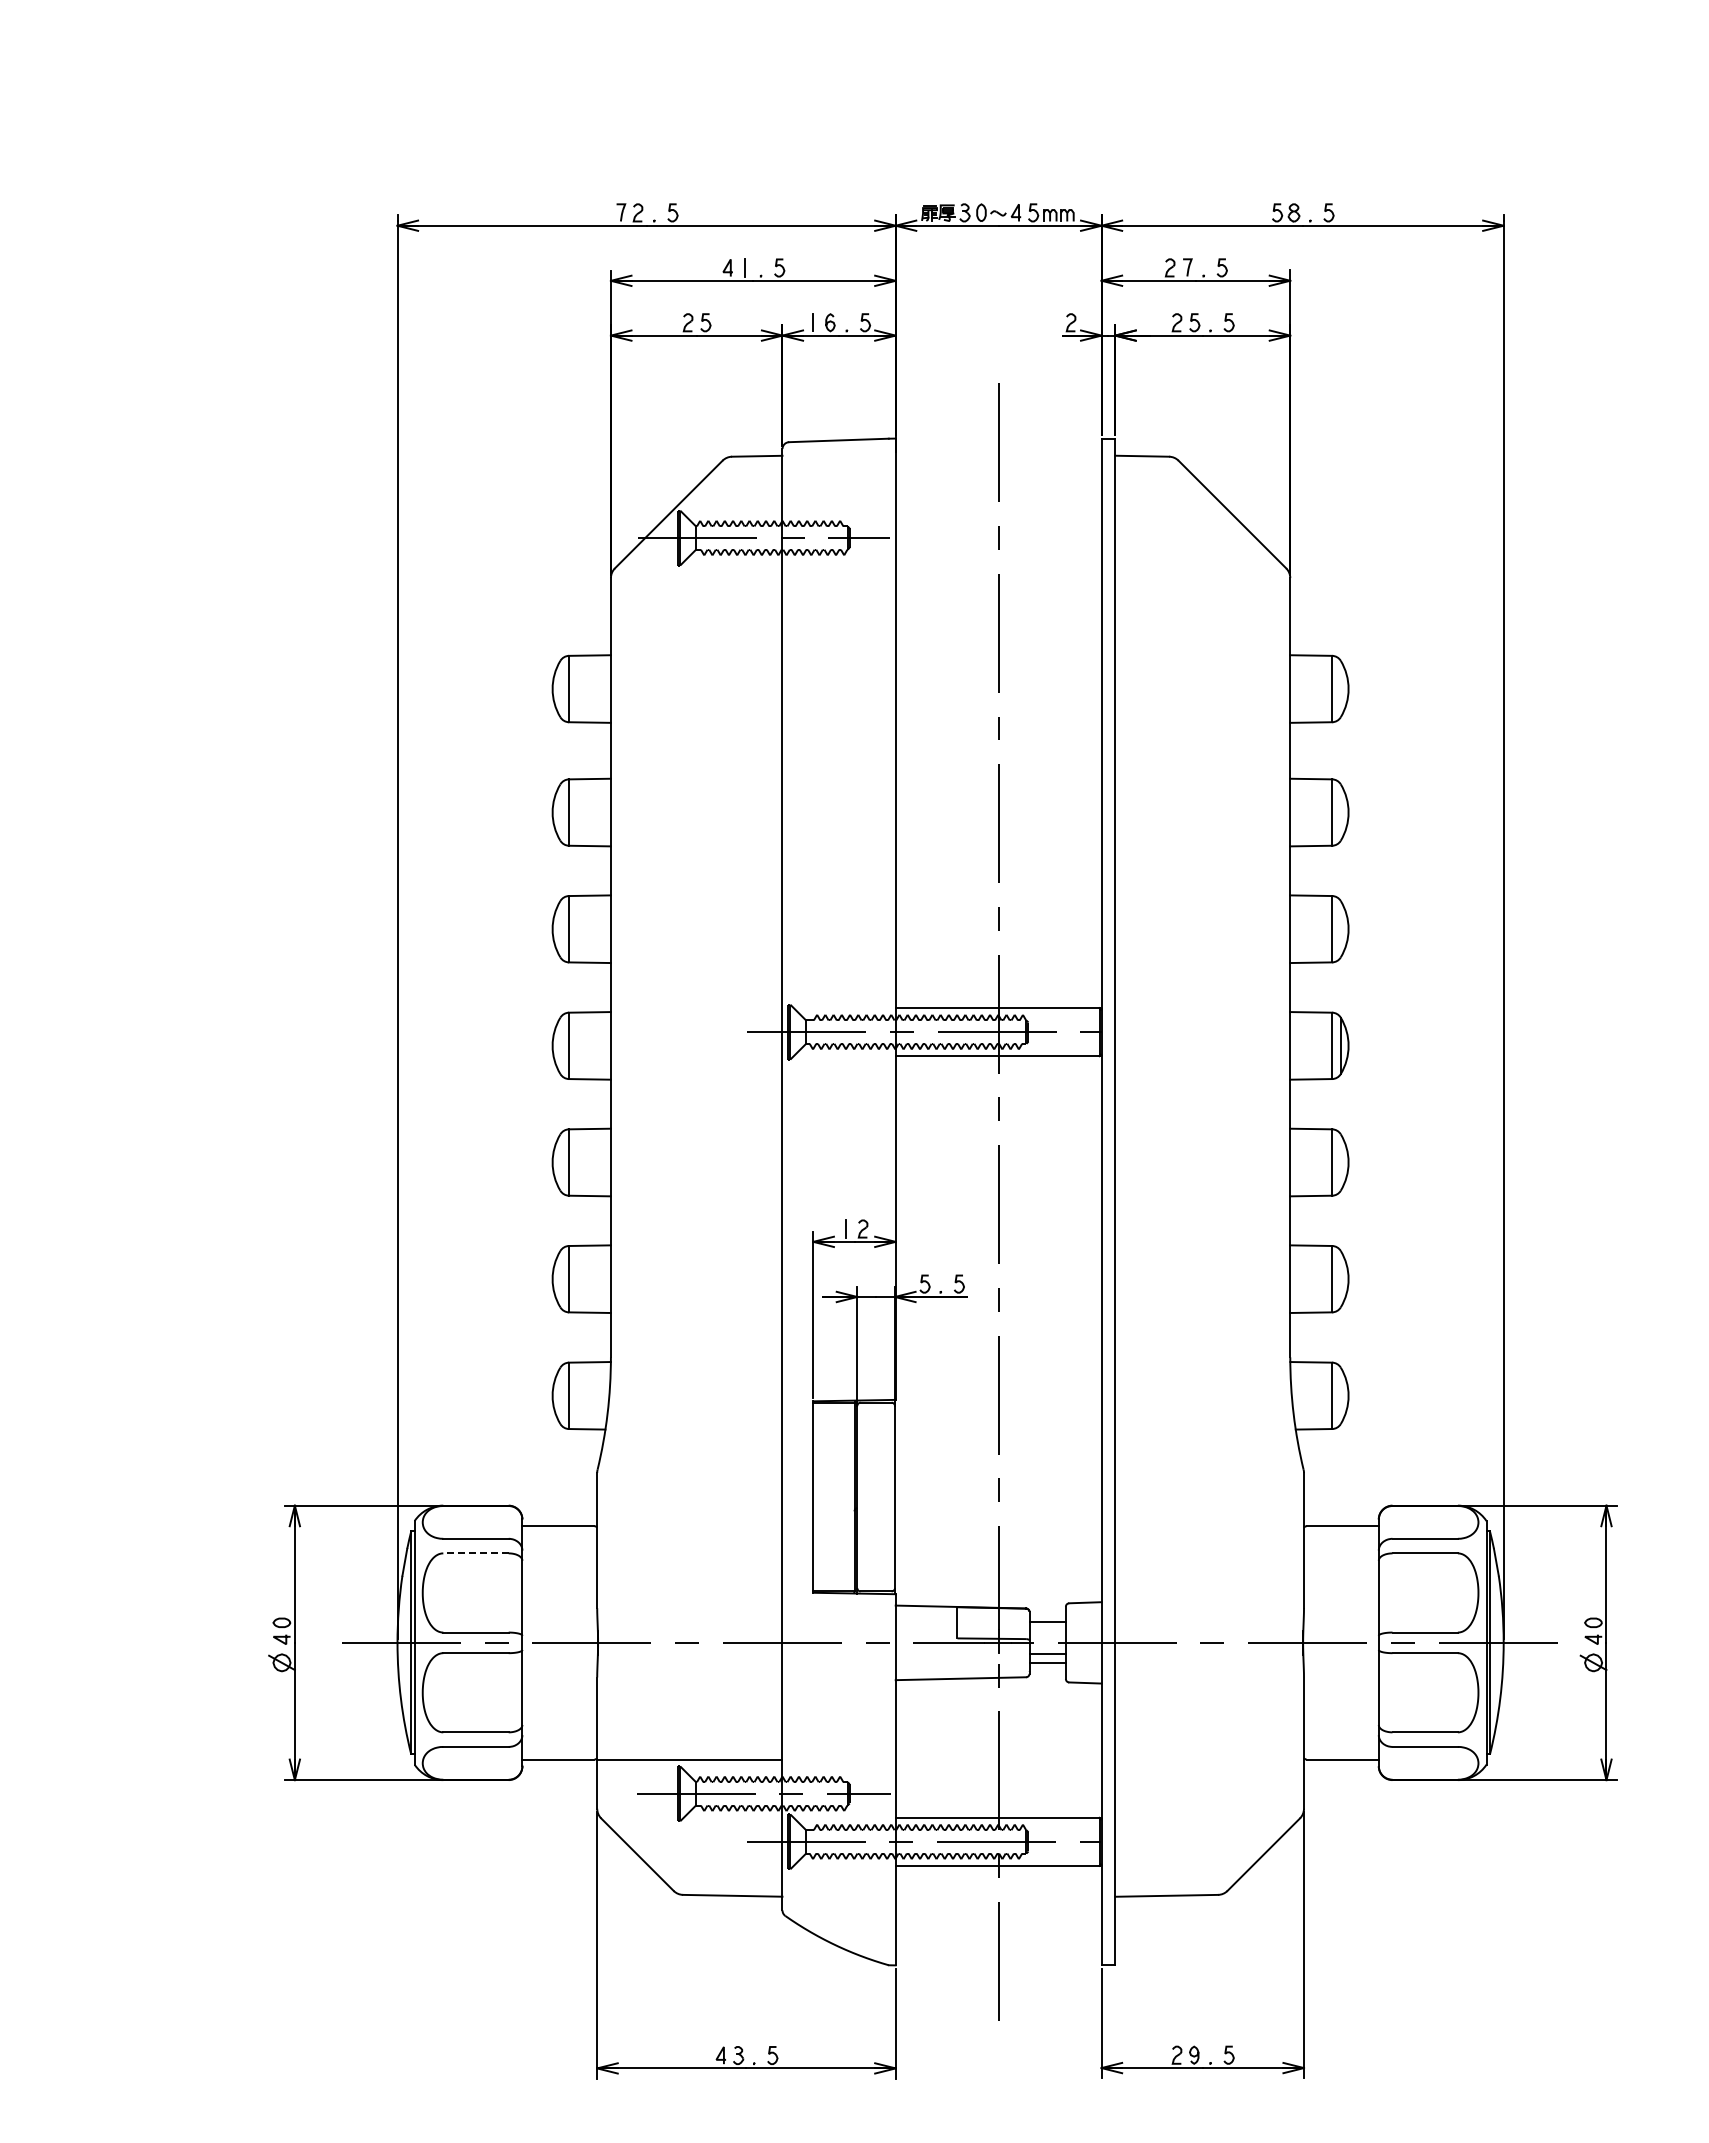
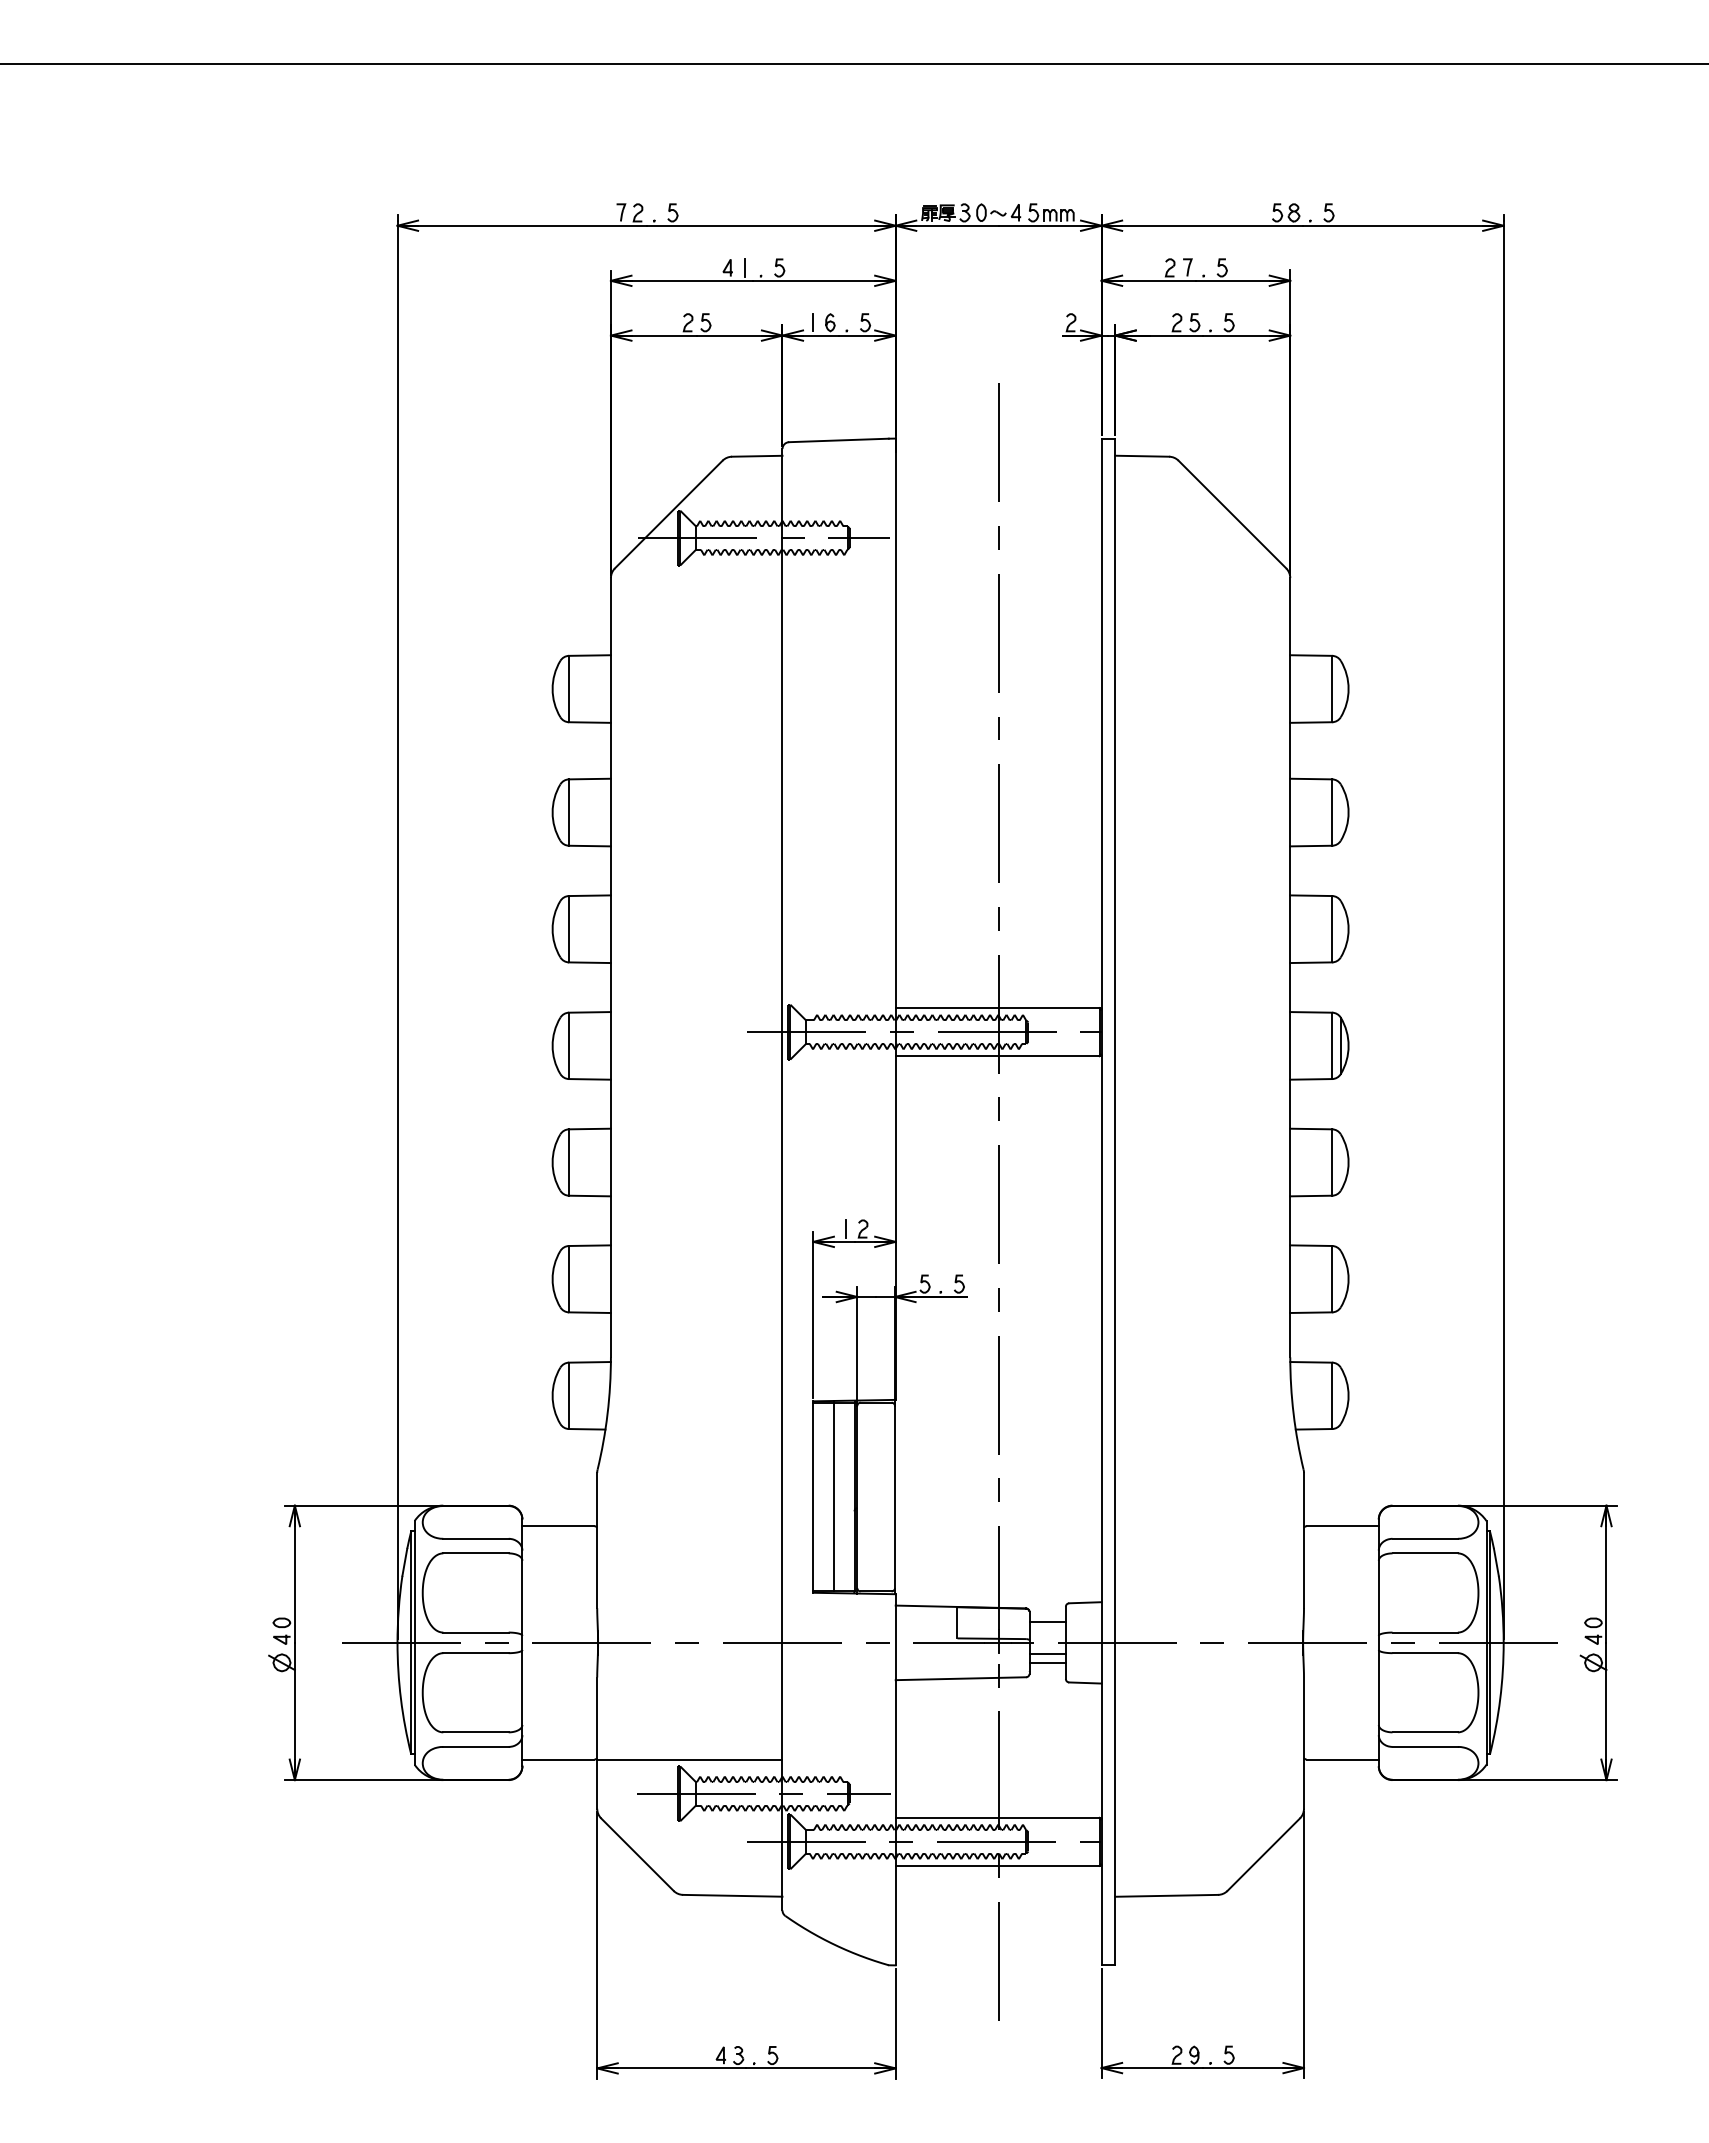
line: none -> present (853, 64)
line: none -> present (833, 1495)
line: dashed -> solid (476, 1553)
